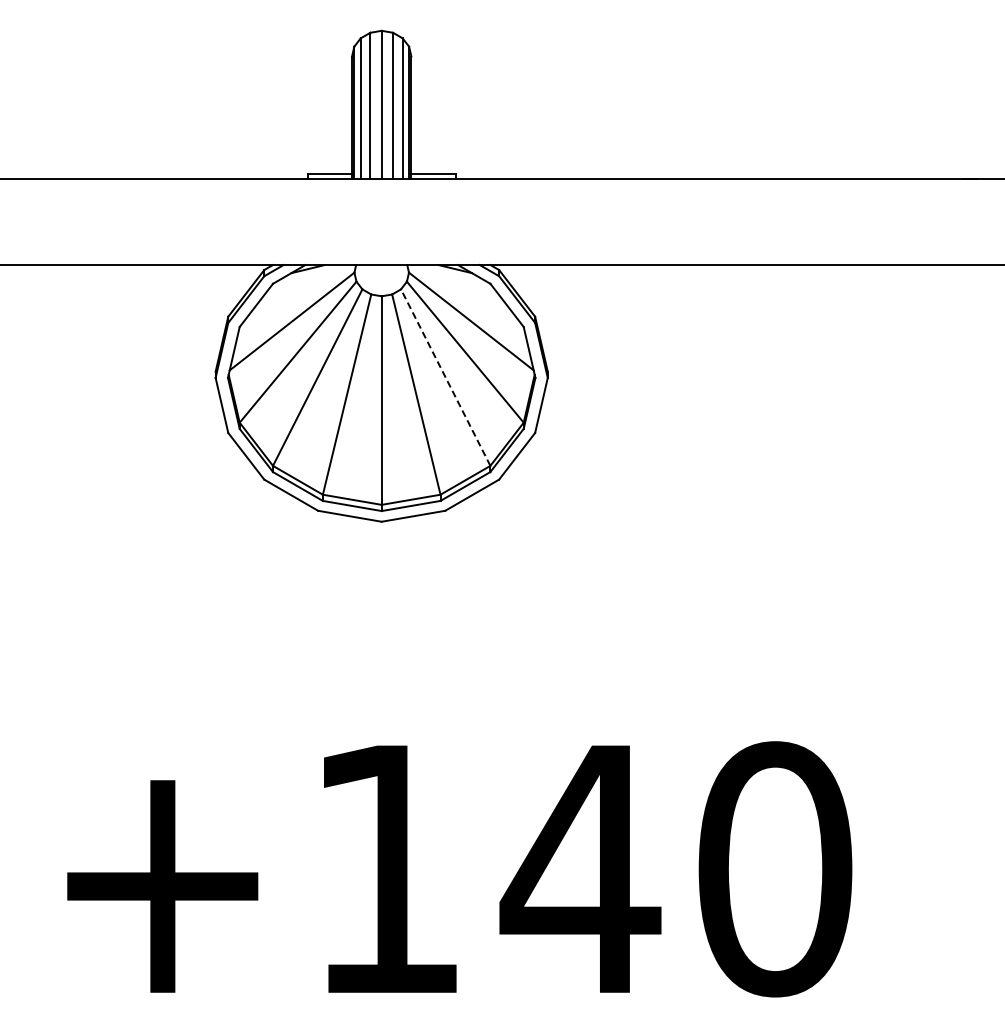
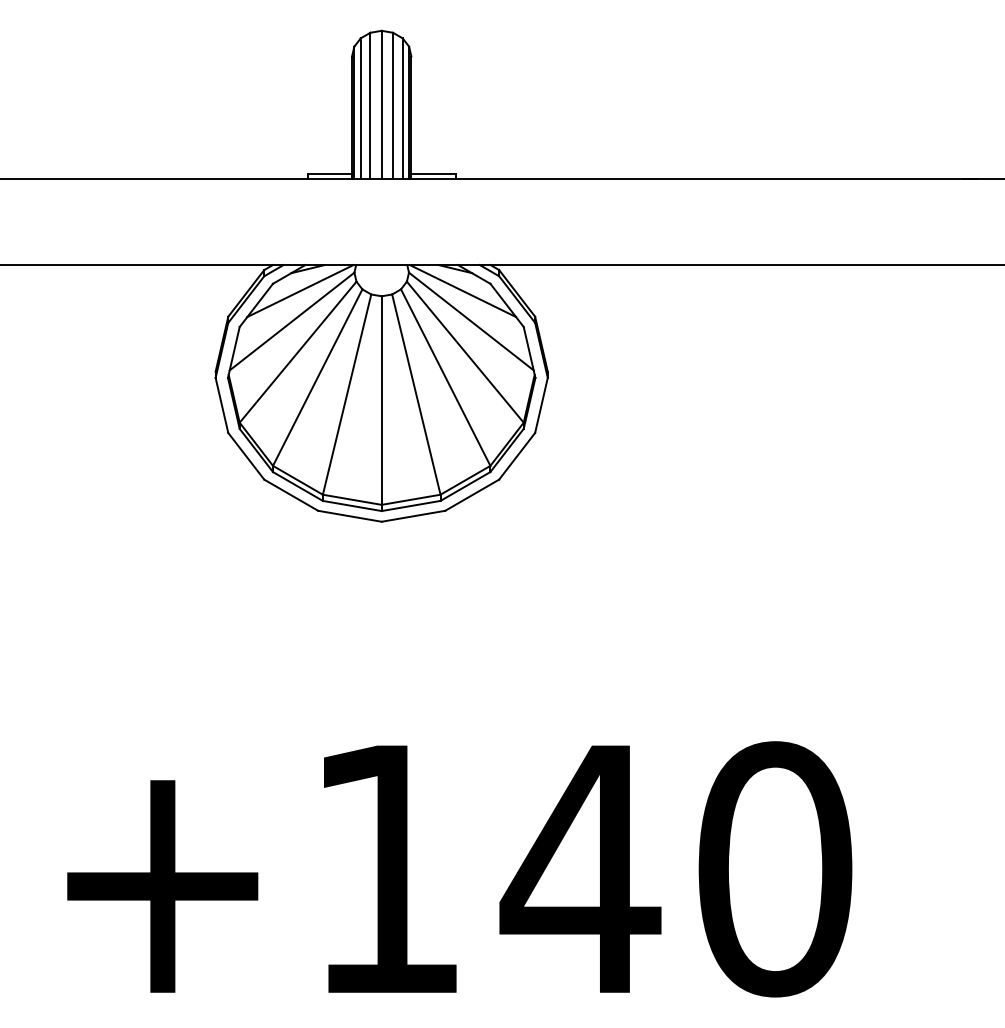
line: none -> present (300, 291)
line: none -> present (462, 291)
line: dashed -> solid (445, 377)
